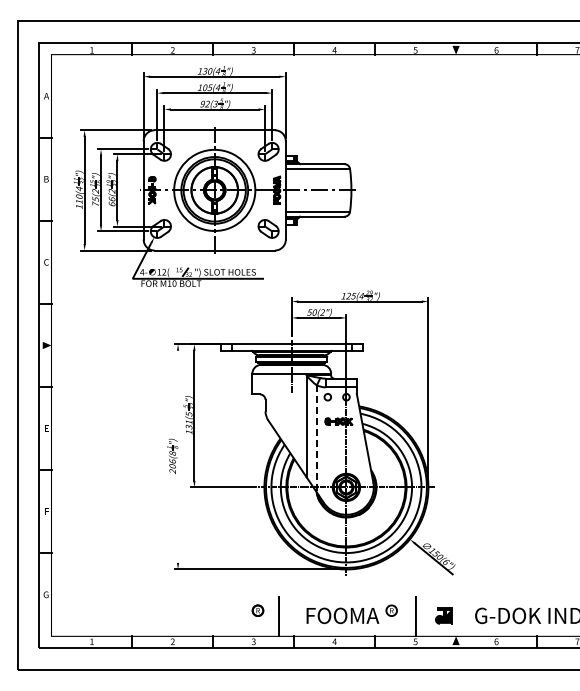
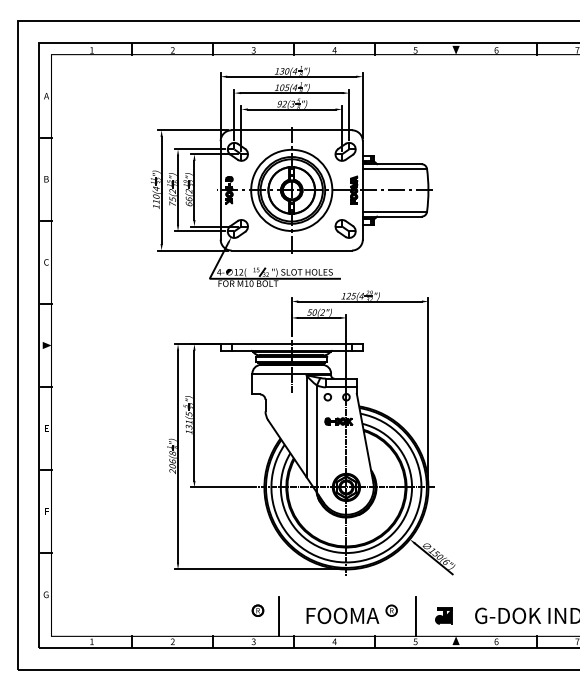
part position: (214, 176) -> (291, 176) (291, 176)
line: dashed -> solid (316, 438)
line: none -> present (178, 456)
